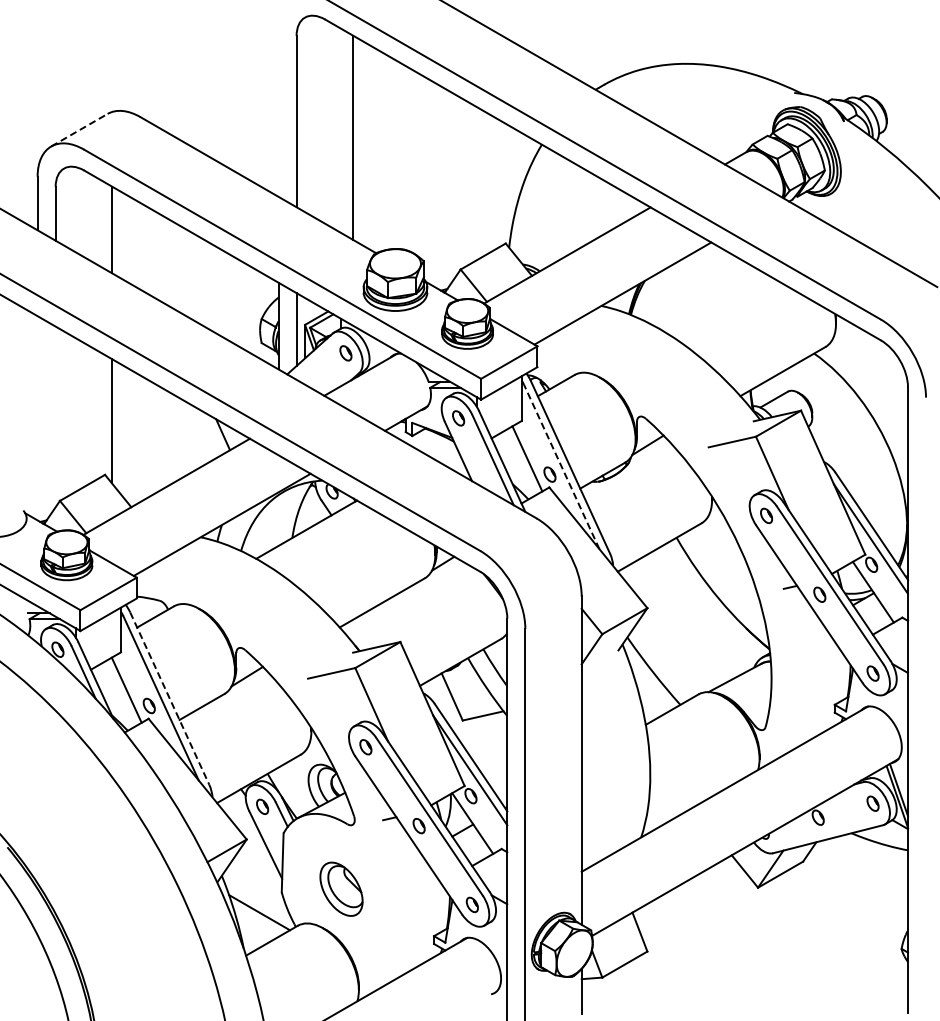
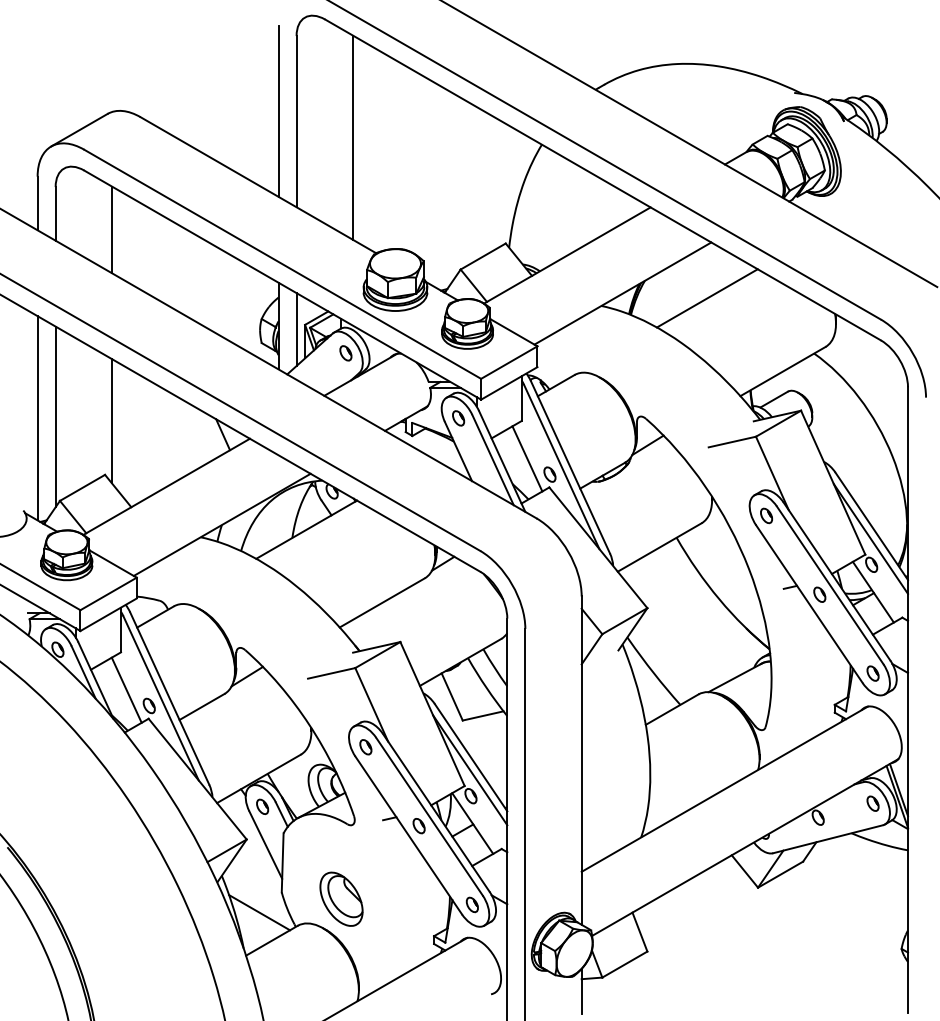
line: none -> present (278, 110)
line: dashed -> solid (79, 130)
line: none -> present (706, 298)
line: none -> present (55, 416)
line: none -> present (37, 418)
line: dashed -> solid (561, 466)
line: dashed -> solid (169, 698)
part position: (341, 888) -> (341, 898) (341, 898)
